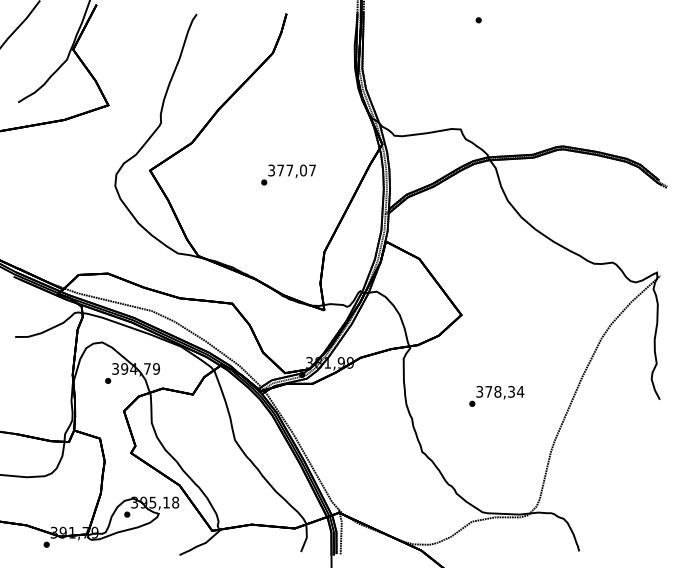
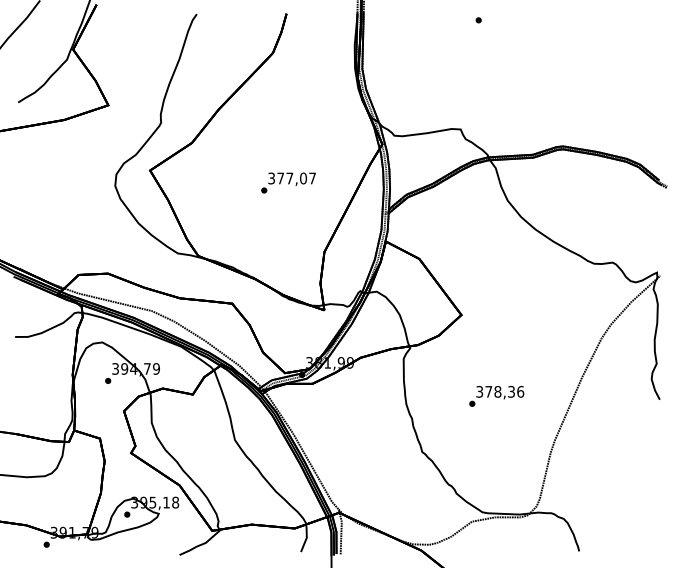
text position: (288, 174) -> (288, 182) (288, 182)
text: 378,34 -> 378,36 (520, 391)
